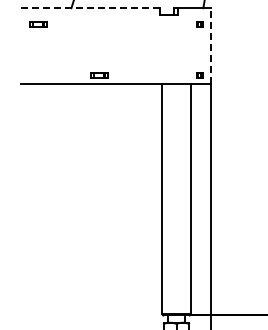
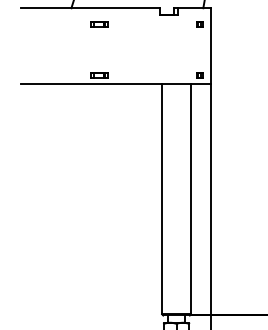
line: dashed -> solid (90, 8)
part position: (38, 24) -> (99, 24) (99, 24)
line: dashed -> solid (211, 45)
